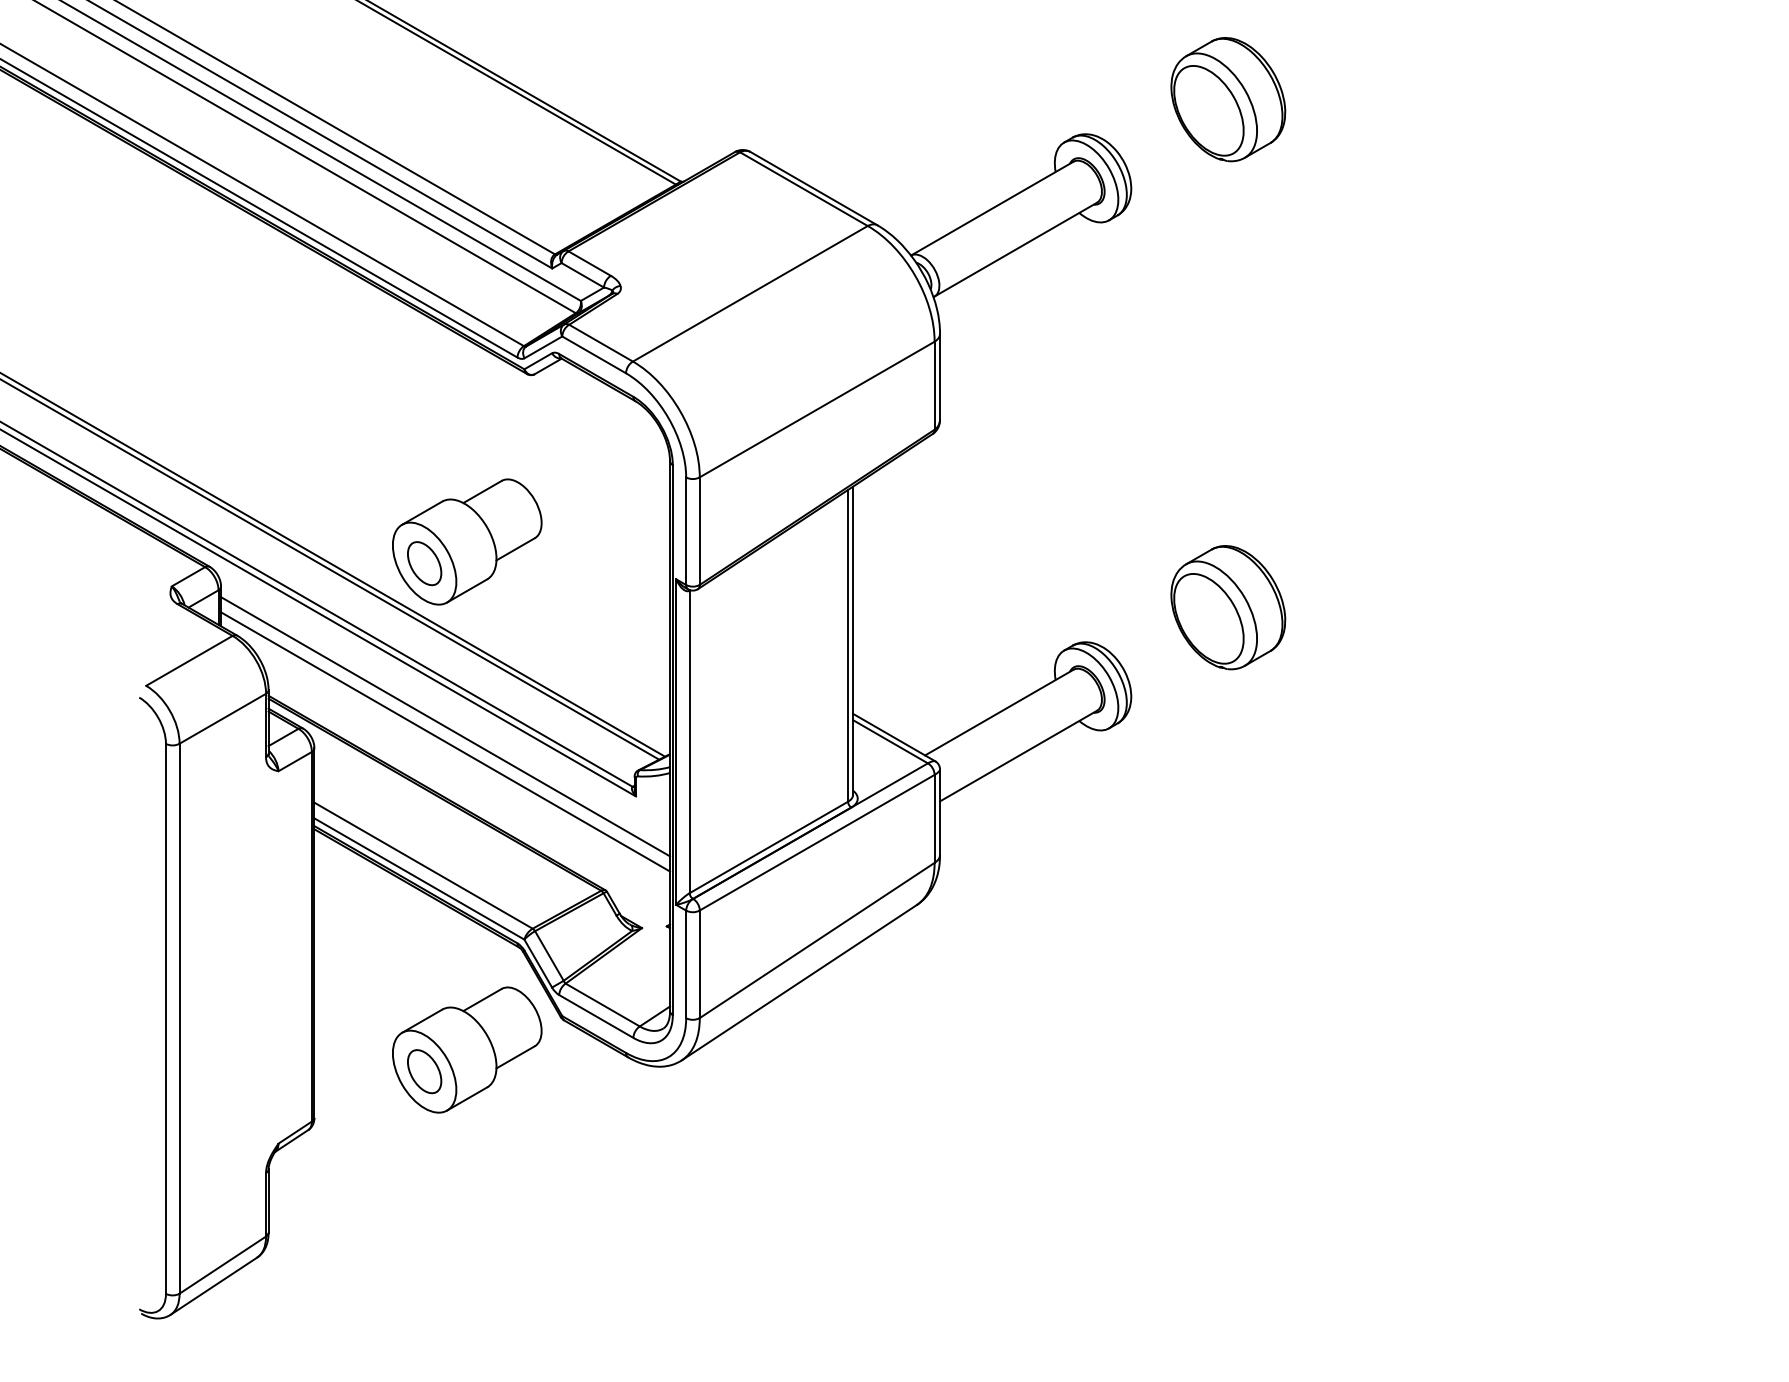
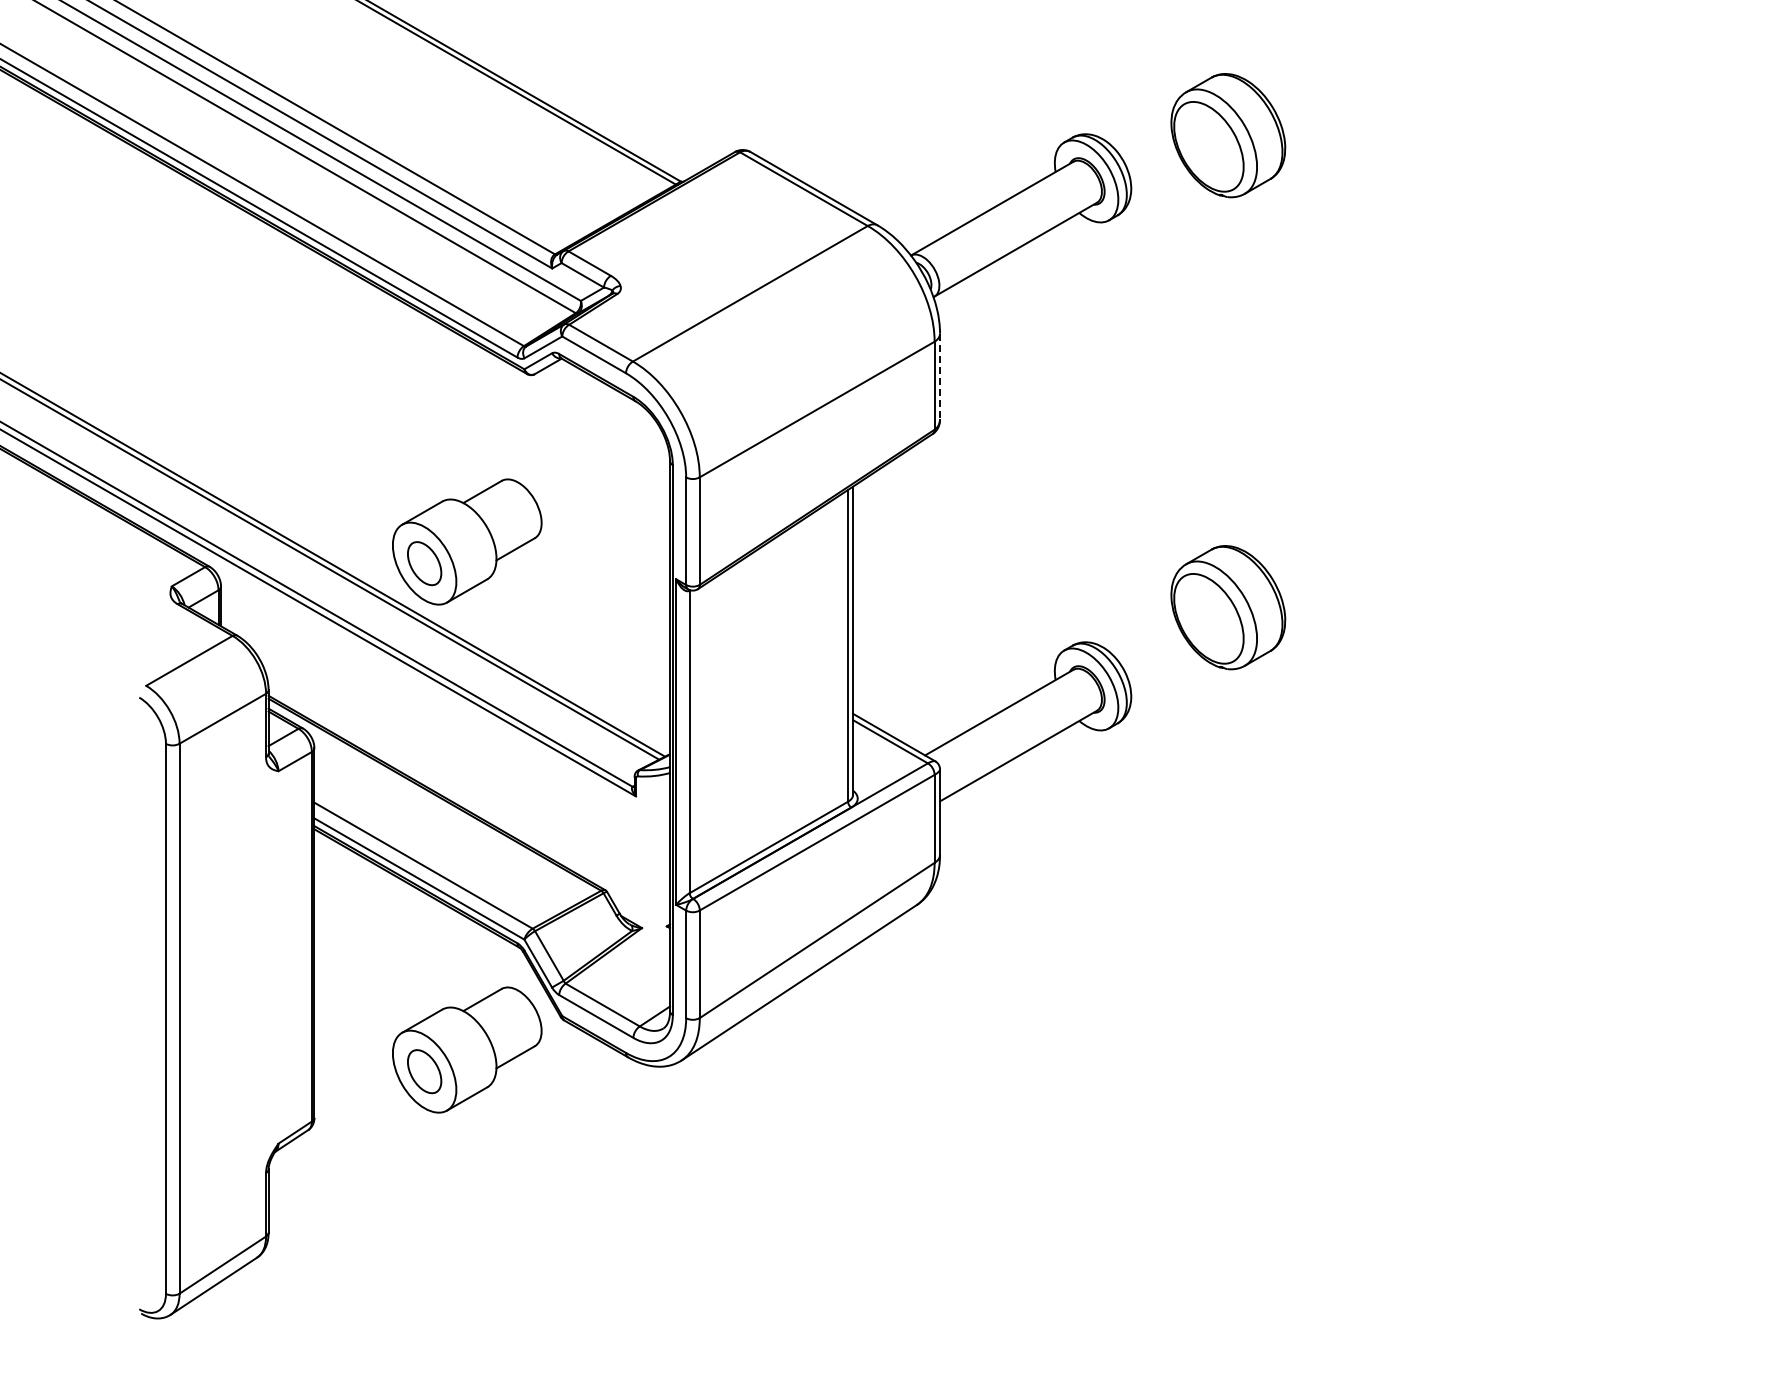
part position: (1228, 99) -> (1228, 135) (1228, 135)
line: solid -> dashed (940, 376)
line: present -> none (445, 726)
line: present -> none (445, 741)
